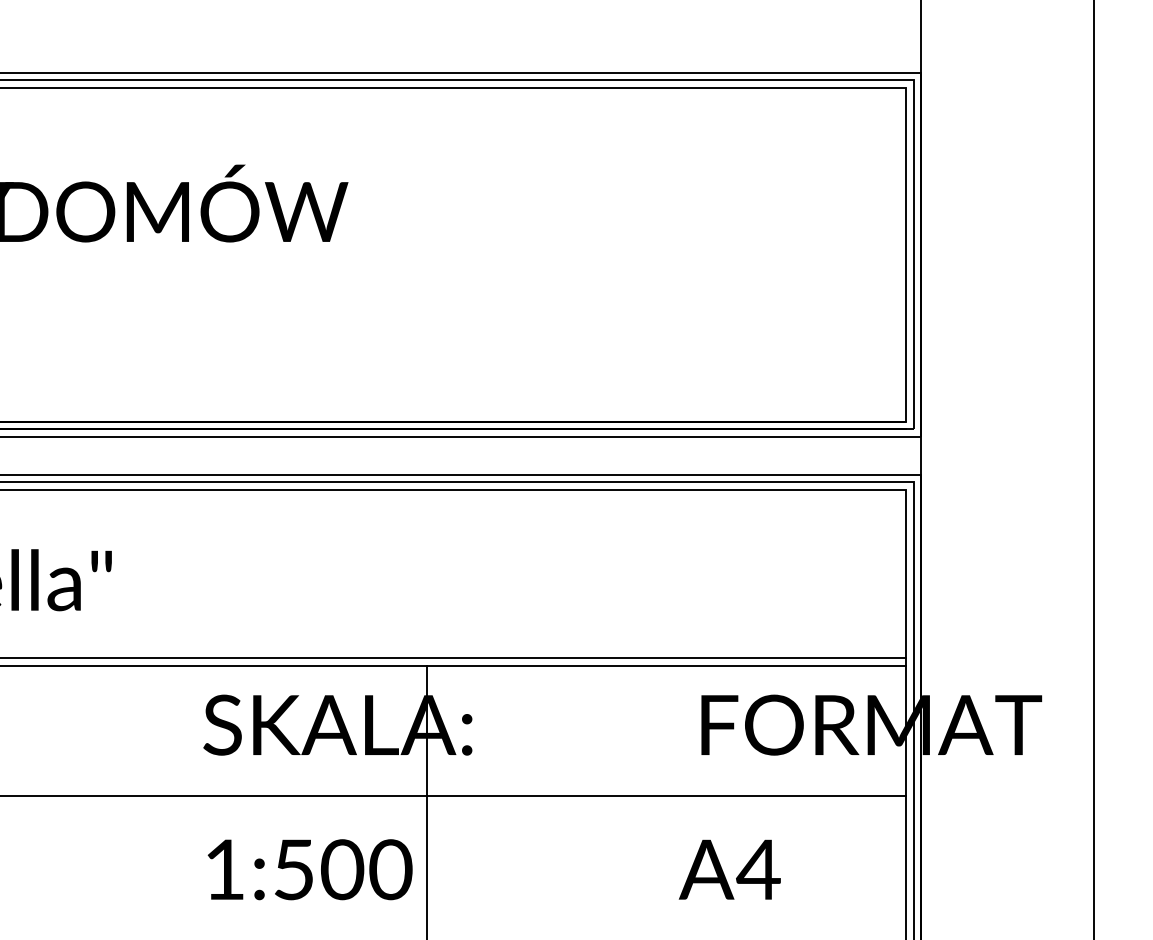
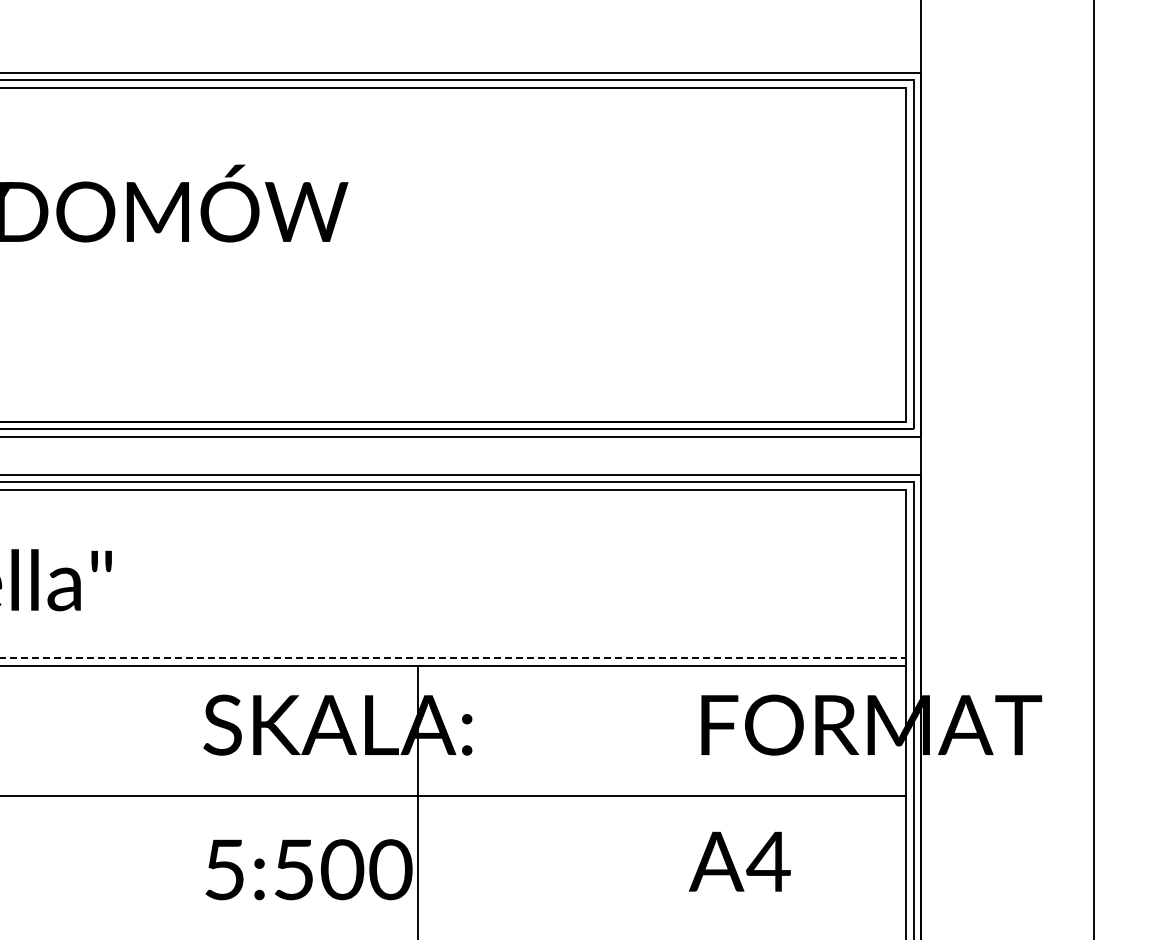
line: solid -> dashed (453, 658)
line position: (426, 800) -> (417, 800) (417, 800)
text: 1:500 -> 5:500 (224, 869)
text position: (729, 869) -> (739, 861) (739, 861)
